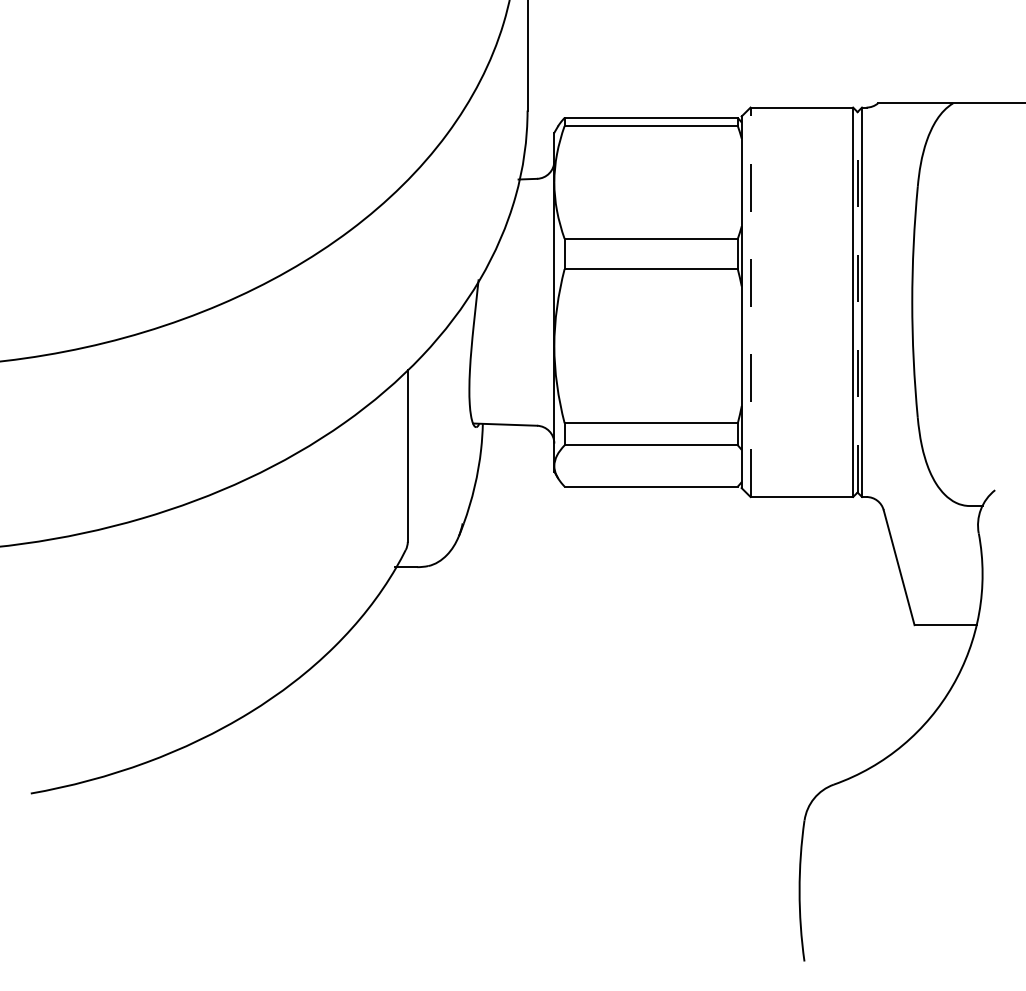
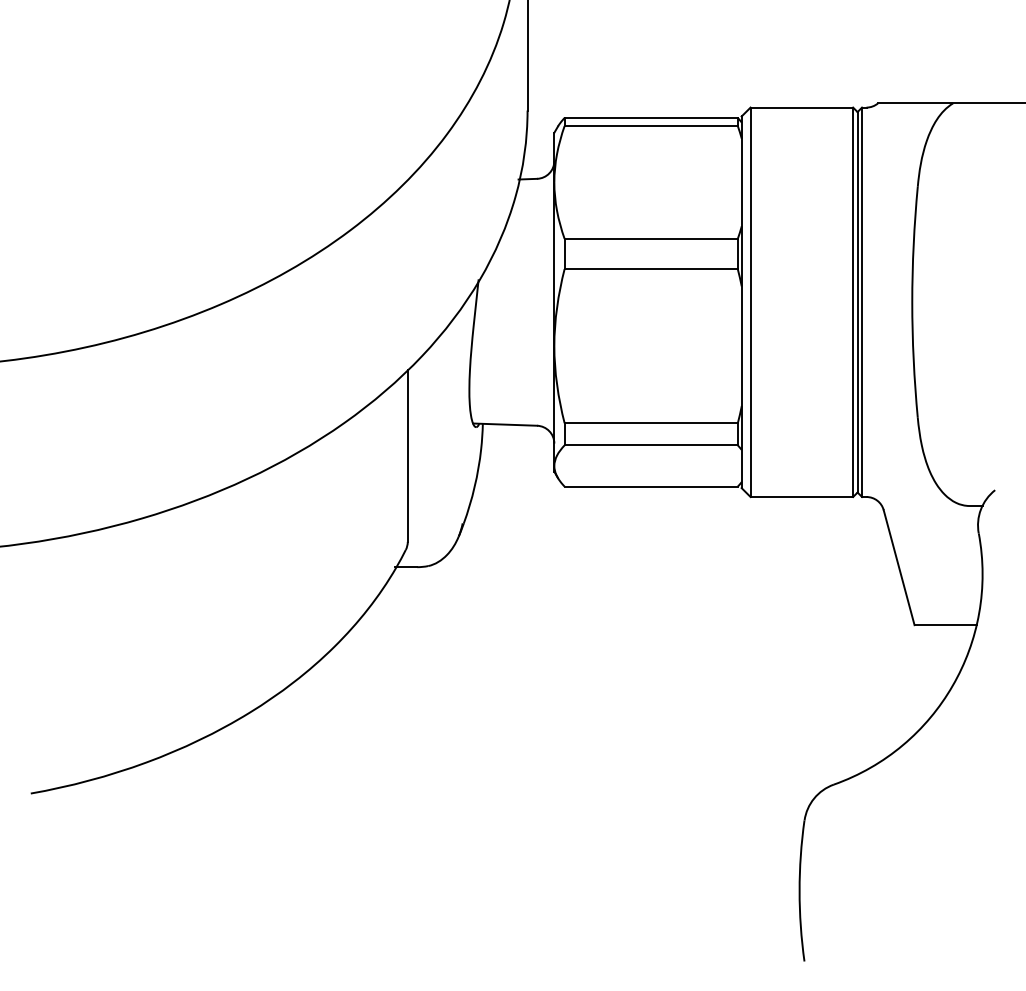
line: dashed -> solid (857, 301)
line: dashed -> solid (750, 302)
